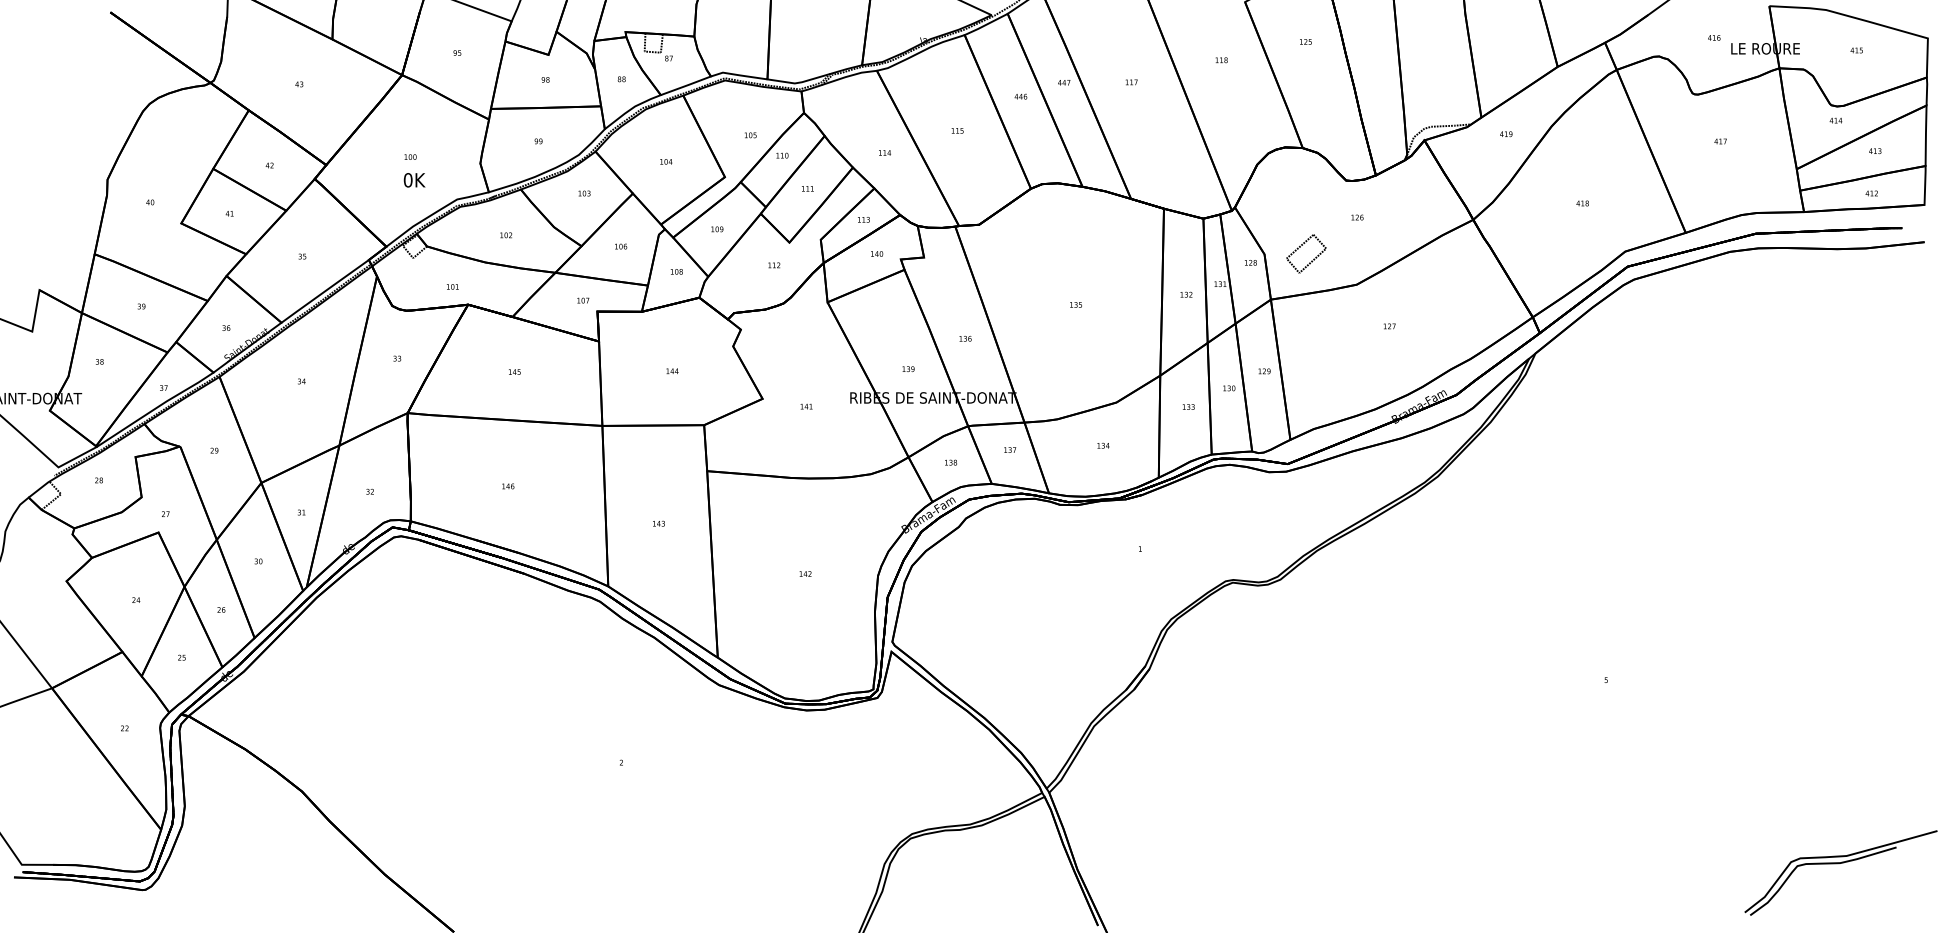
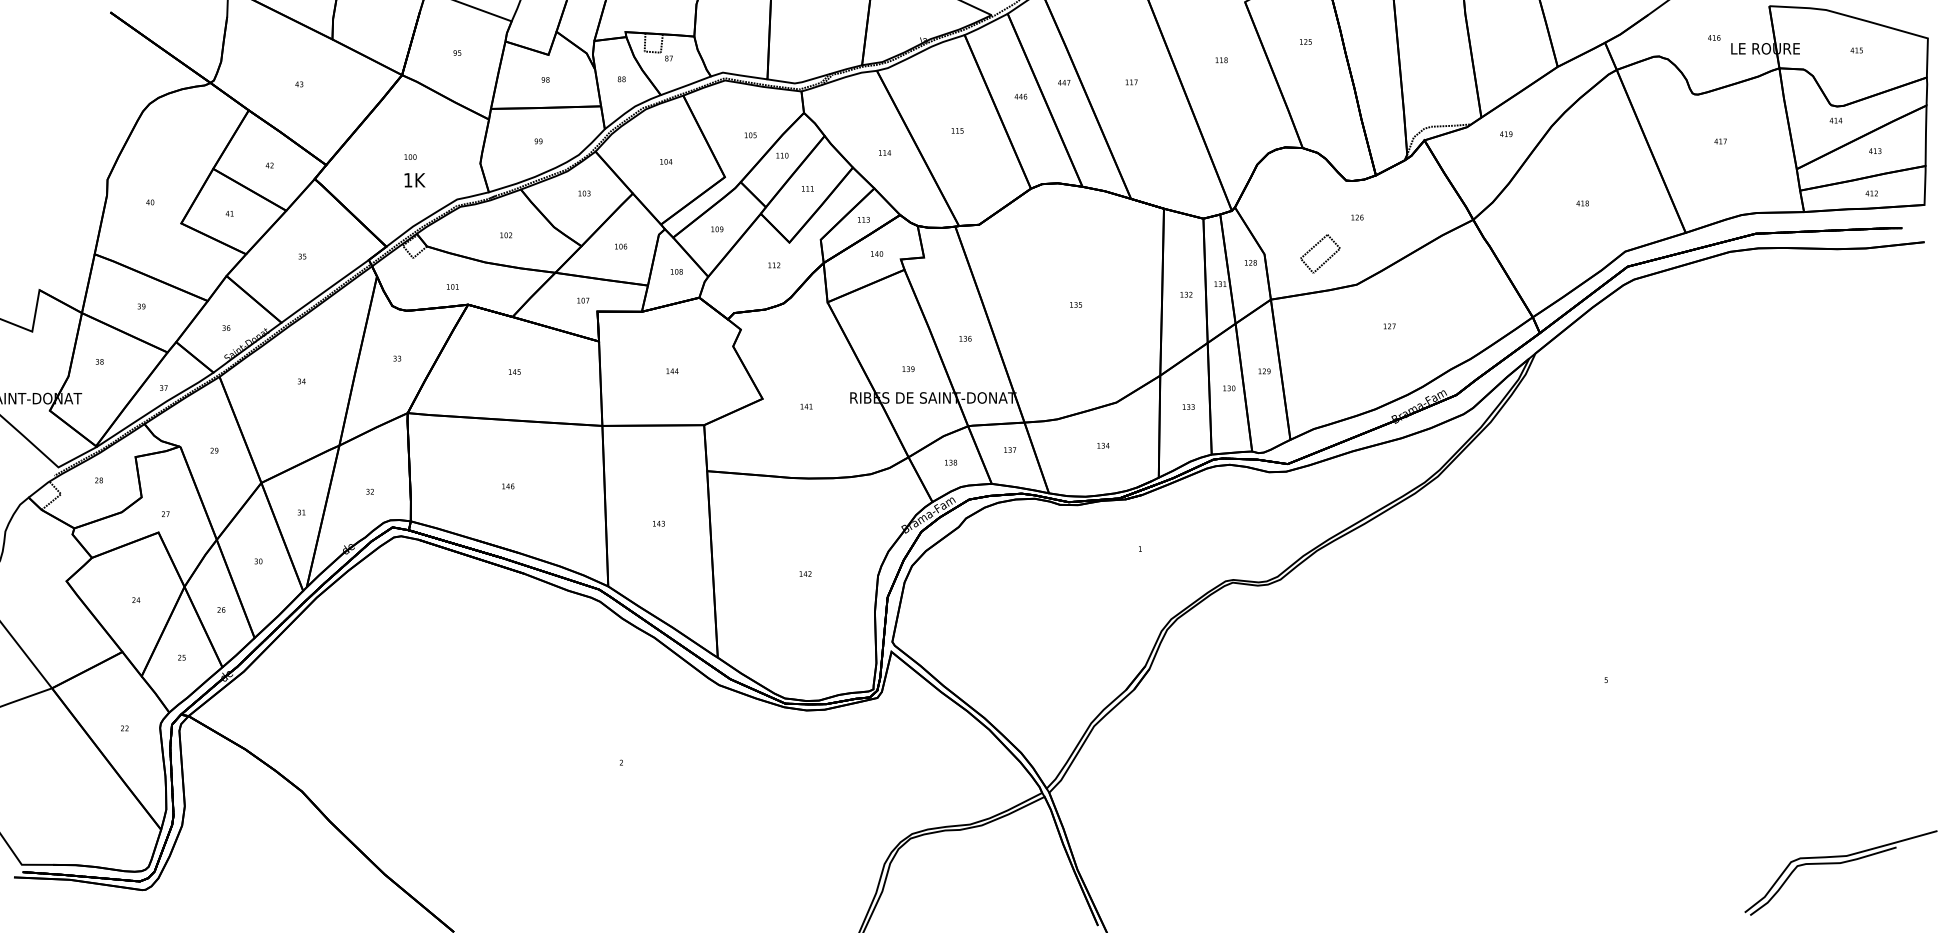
text: 0K -> 1K (407, 180)
line position: (1300, 247) -> (1314, 247) (1314, 247)
